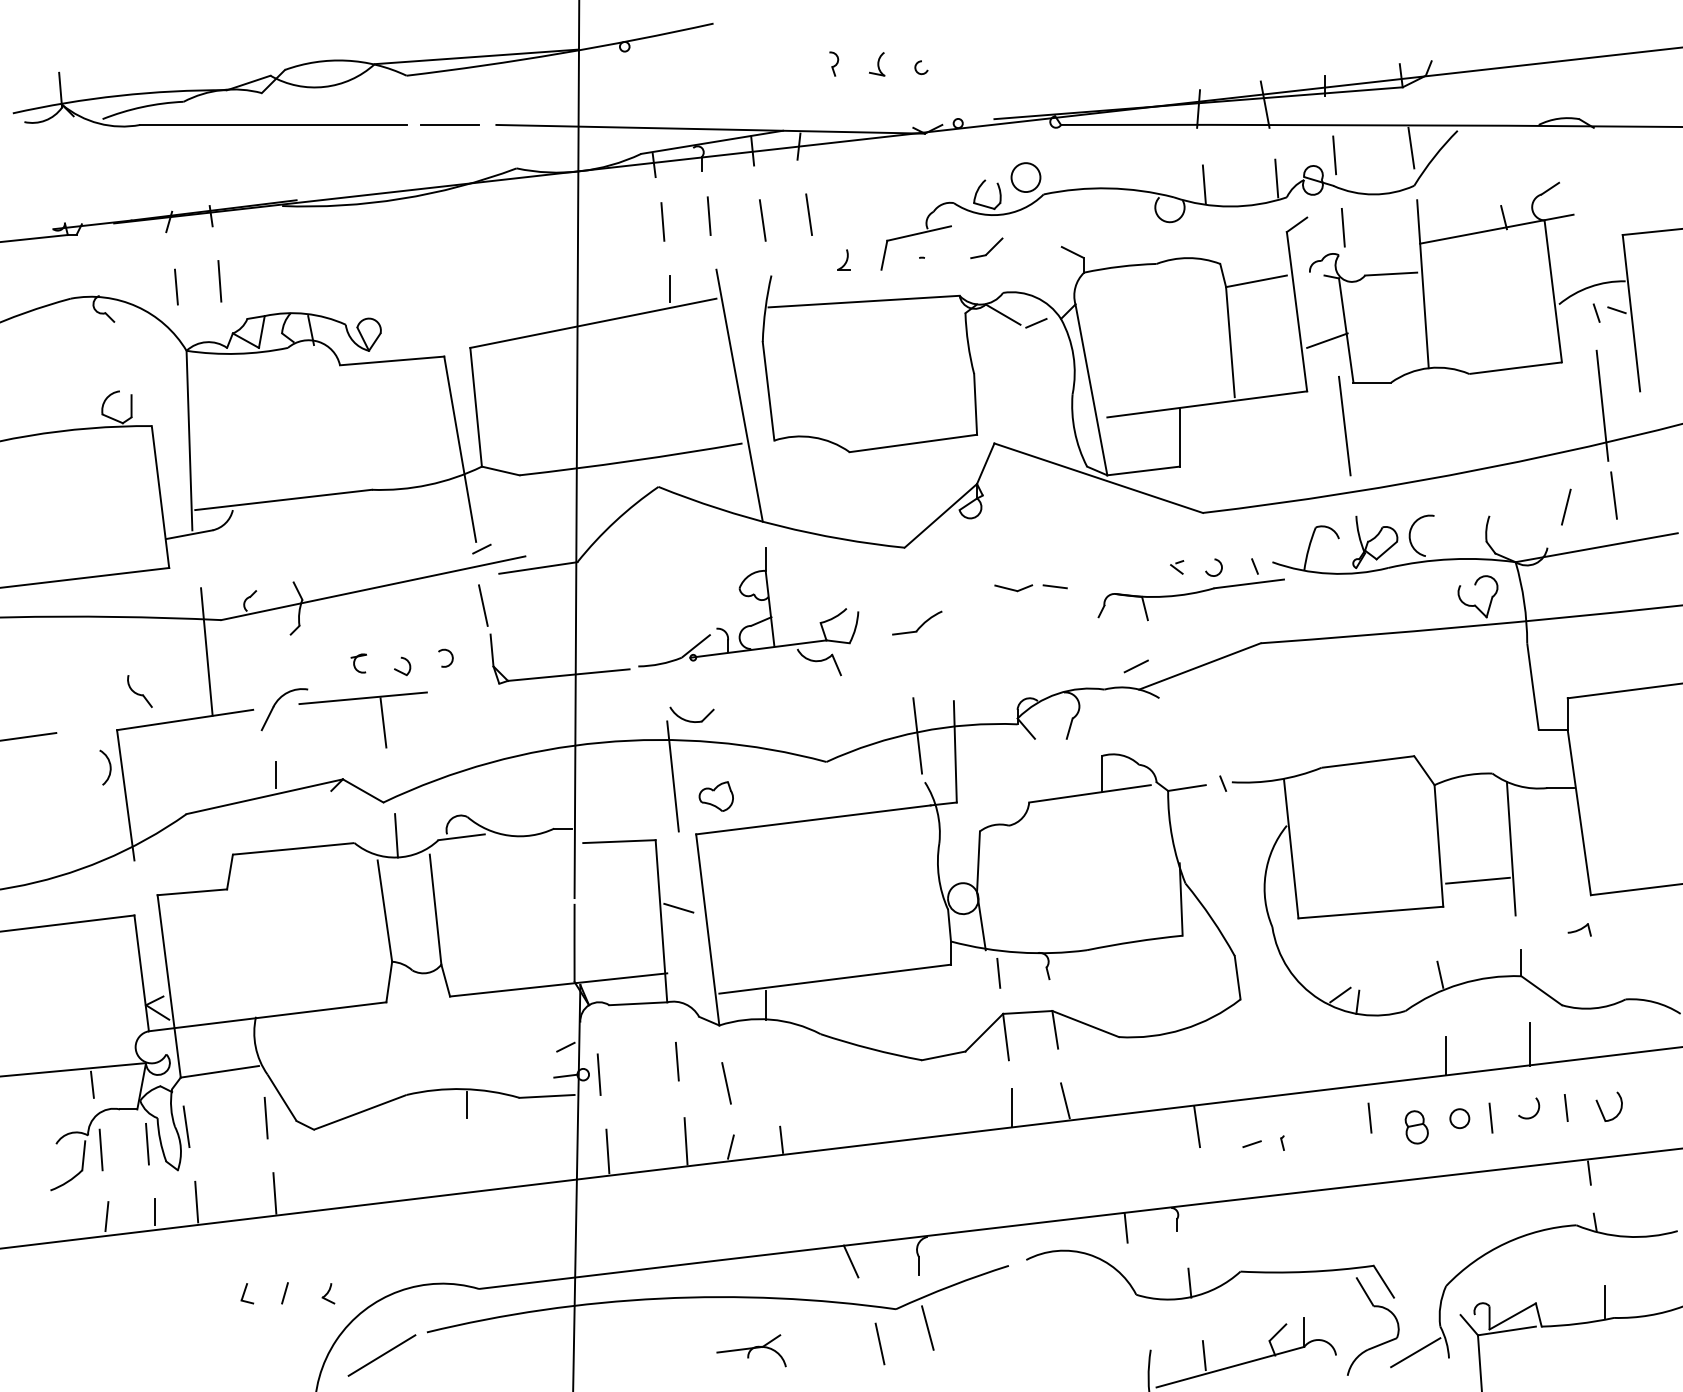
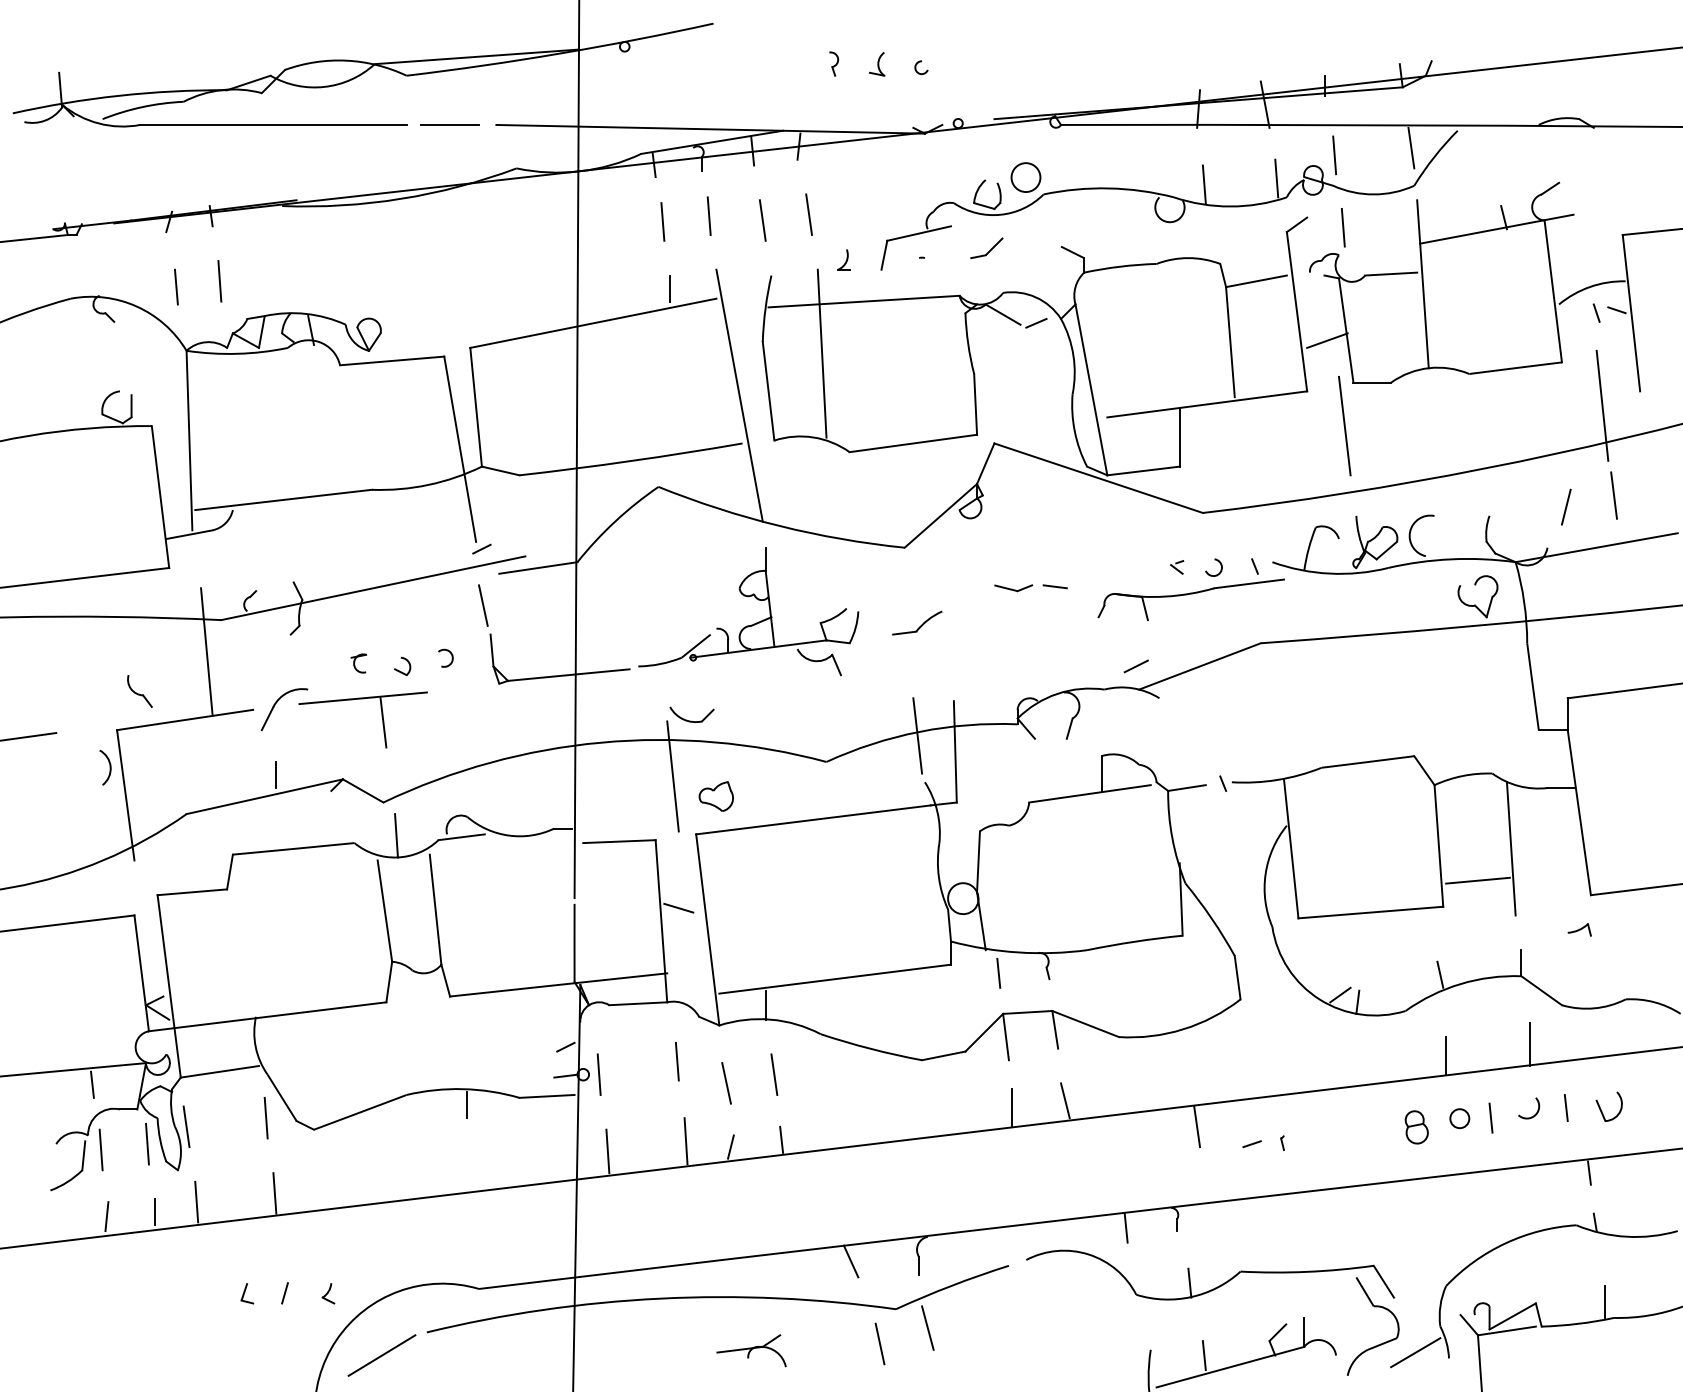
line: none -> present (821, 353)
line: none -> present (774, 1074)
line: present -> none (1369, 1117)
